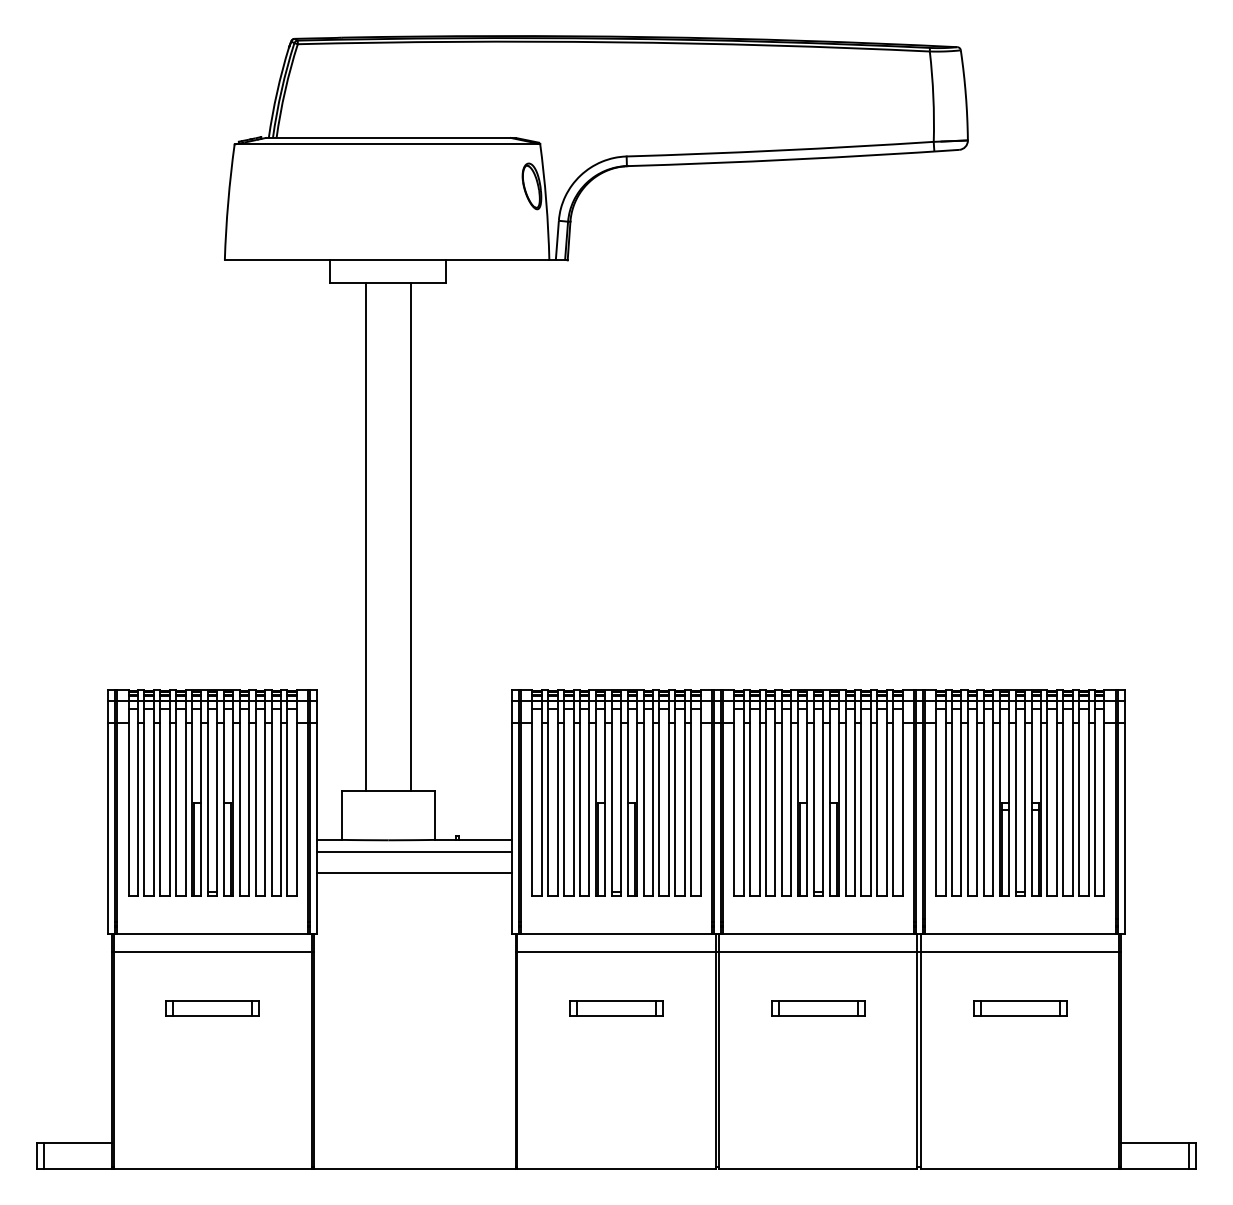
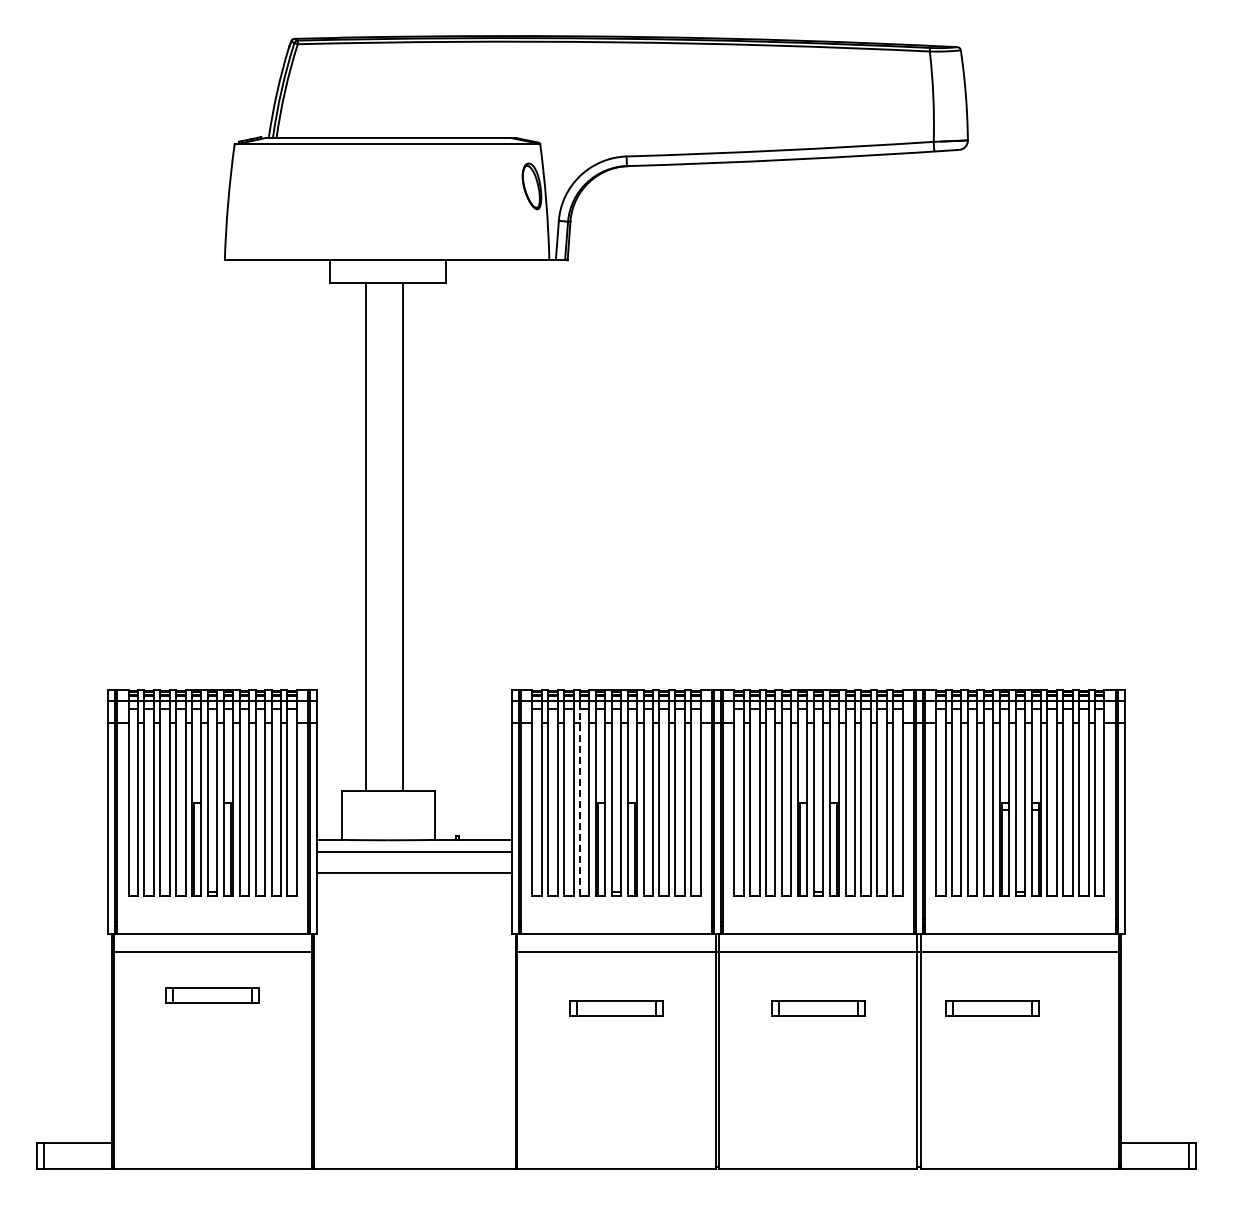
line position: (410, 536) -> (402, 536) (402, 536)
line: solid -> dashed (580, 798)
part position: (212, 1008) -> (212, 995) (212, 995)
part position: (1020, 1008) -> (992, 1008) (992, 1008)
